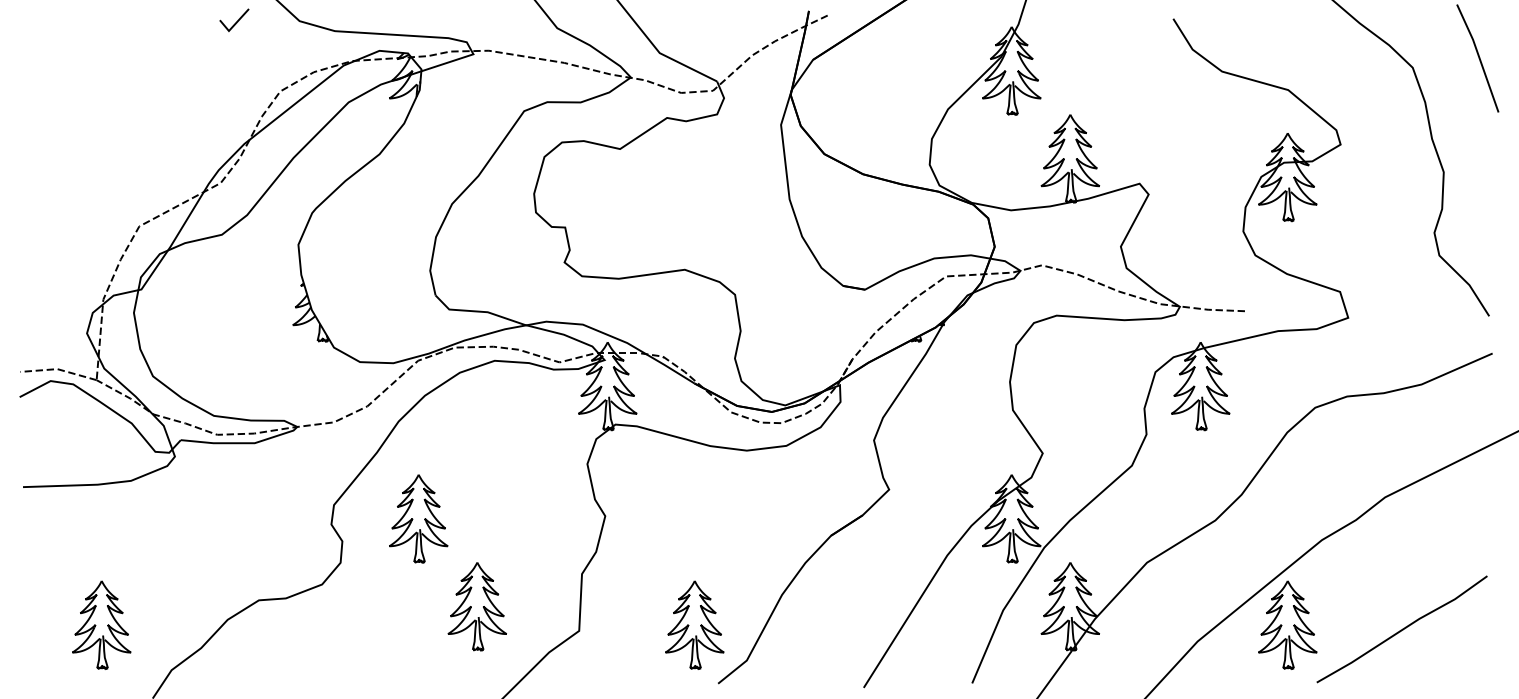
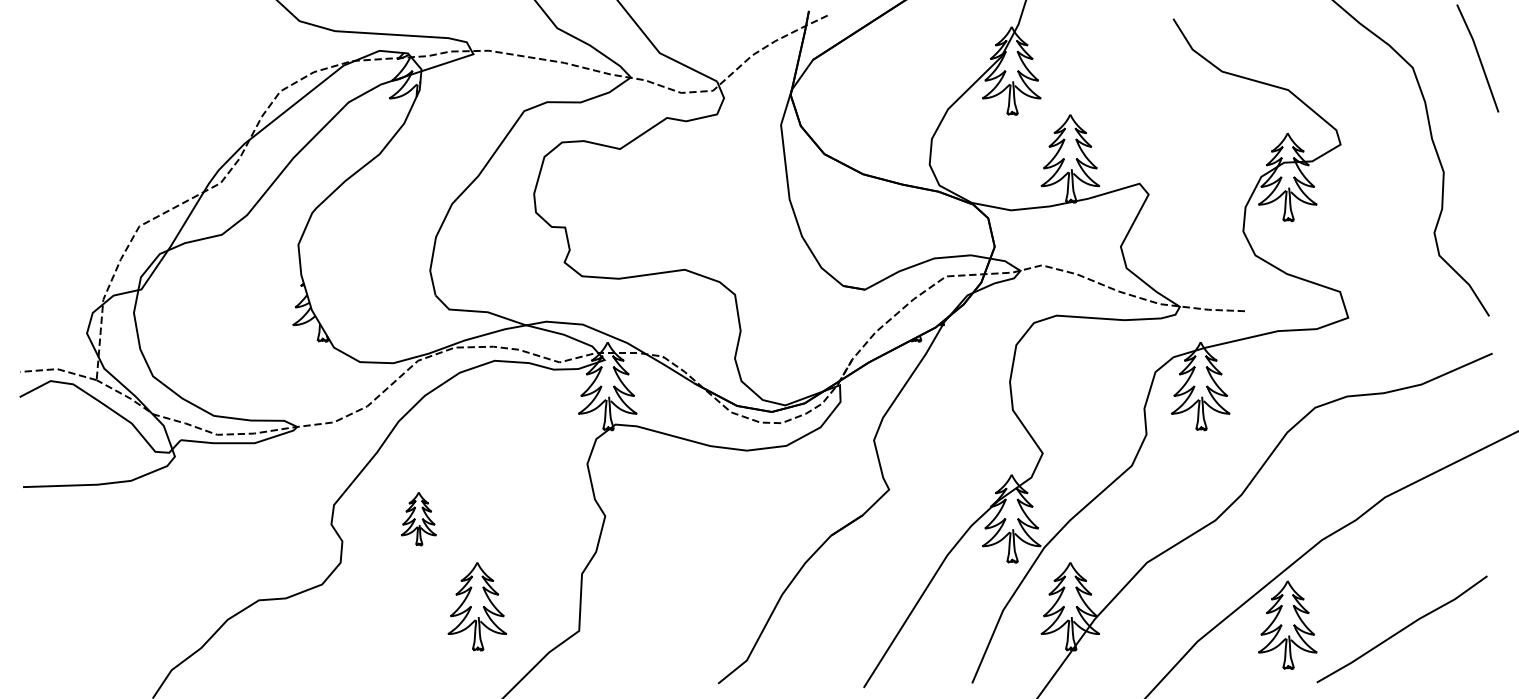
line: present -> none (236, 21)
part size: 60x90 px -> 36x55 px (418, 519)
part: present -> none (101, 624)
part: present -> none (694, 624)
